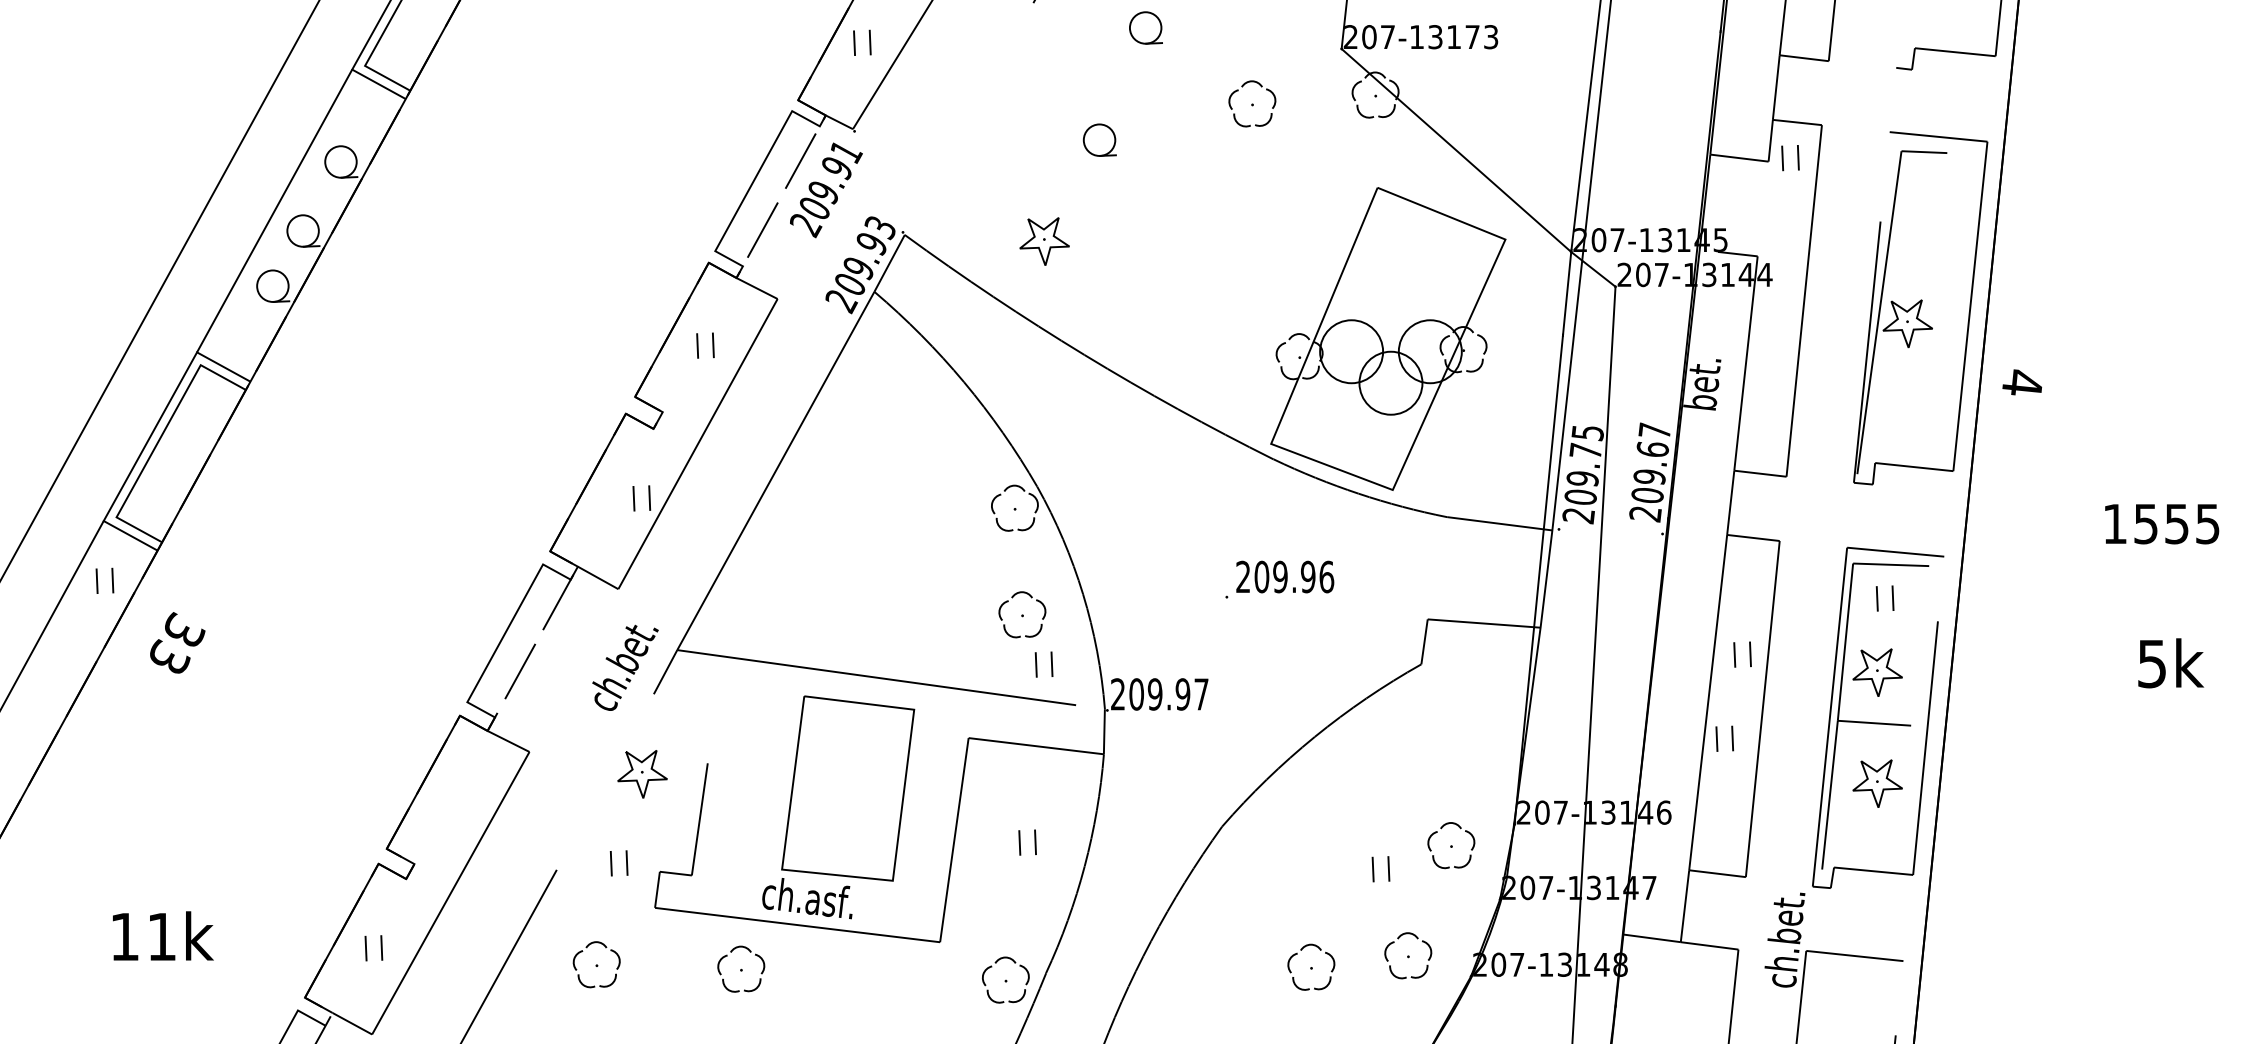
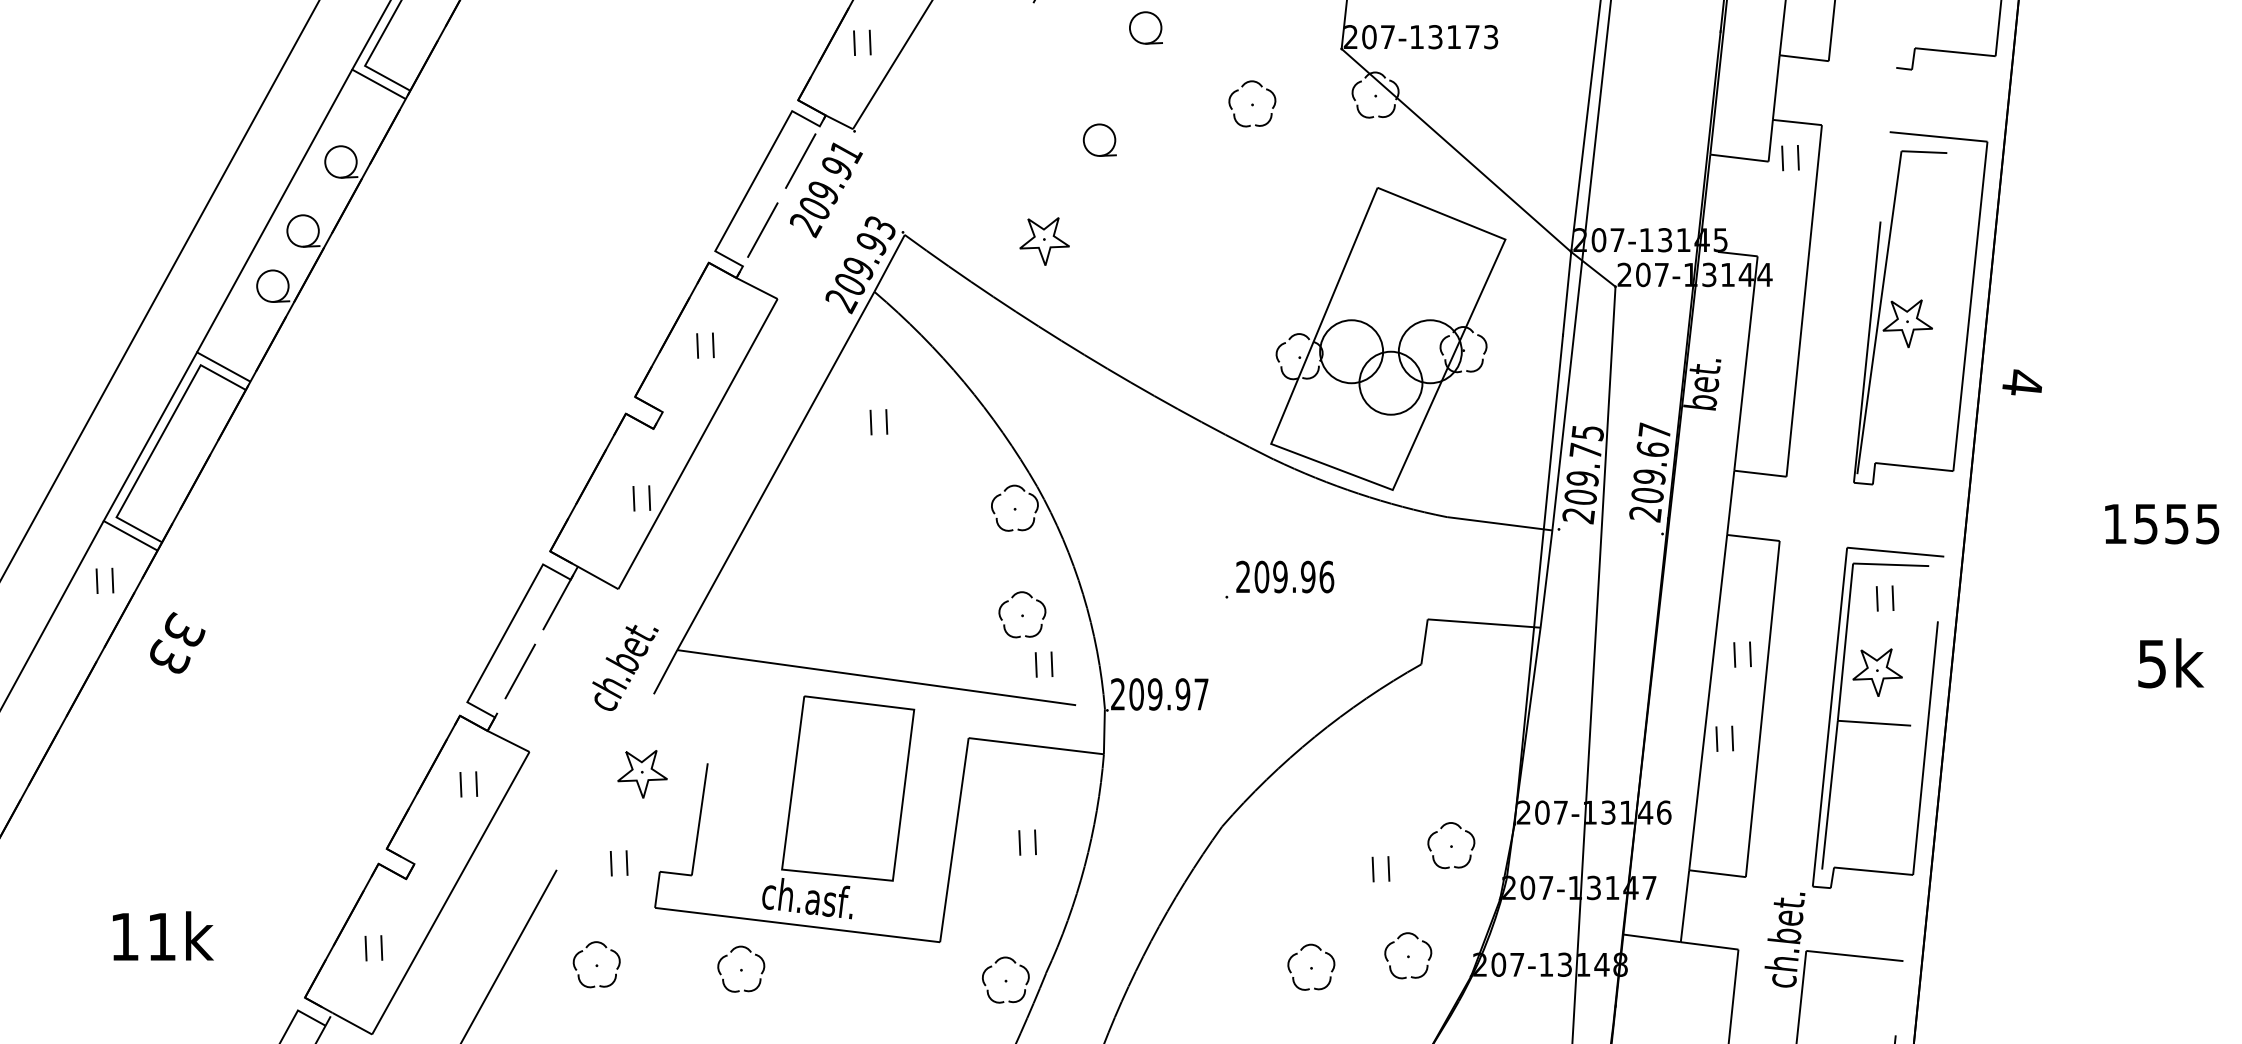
part: none -> present (872, 425)
part: present -> none (1877, 783)
part: none -> present (461, 784)
